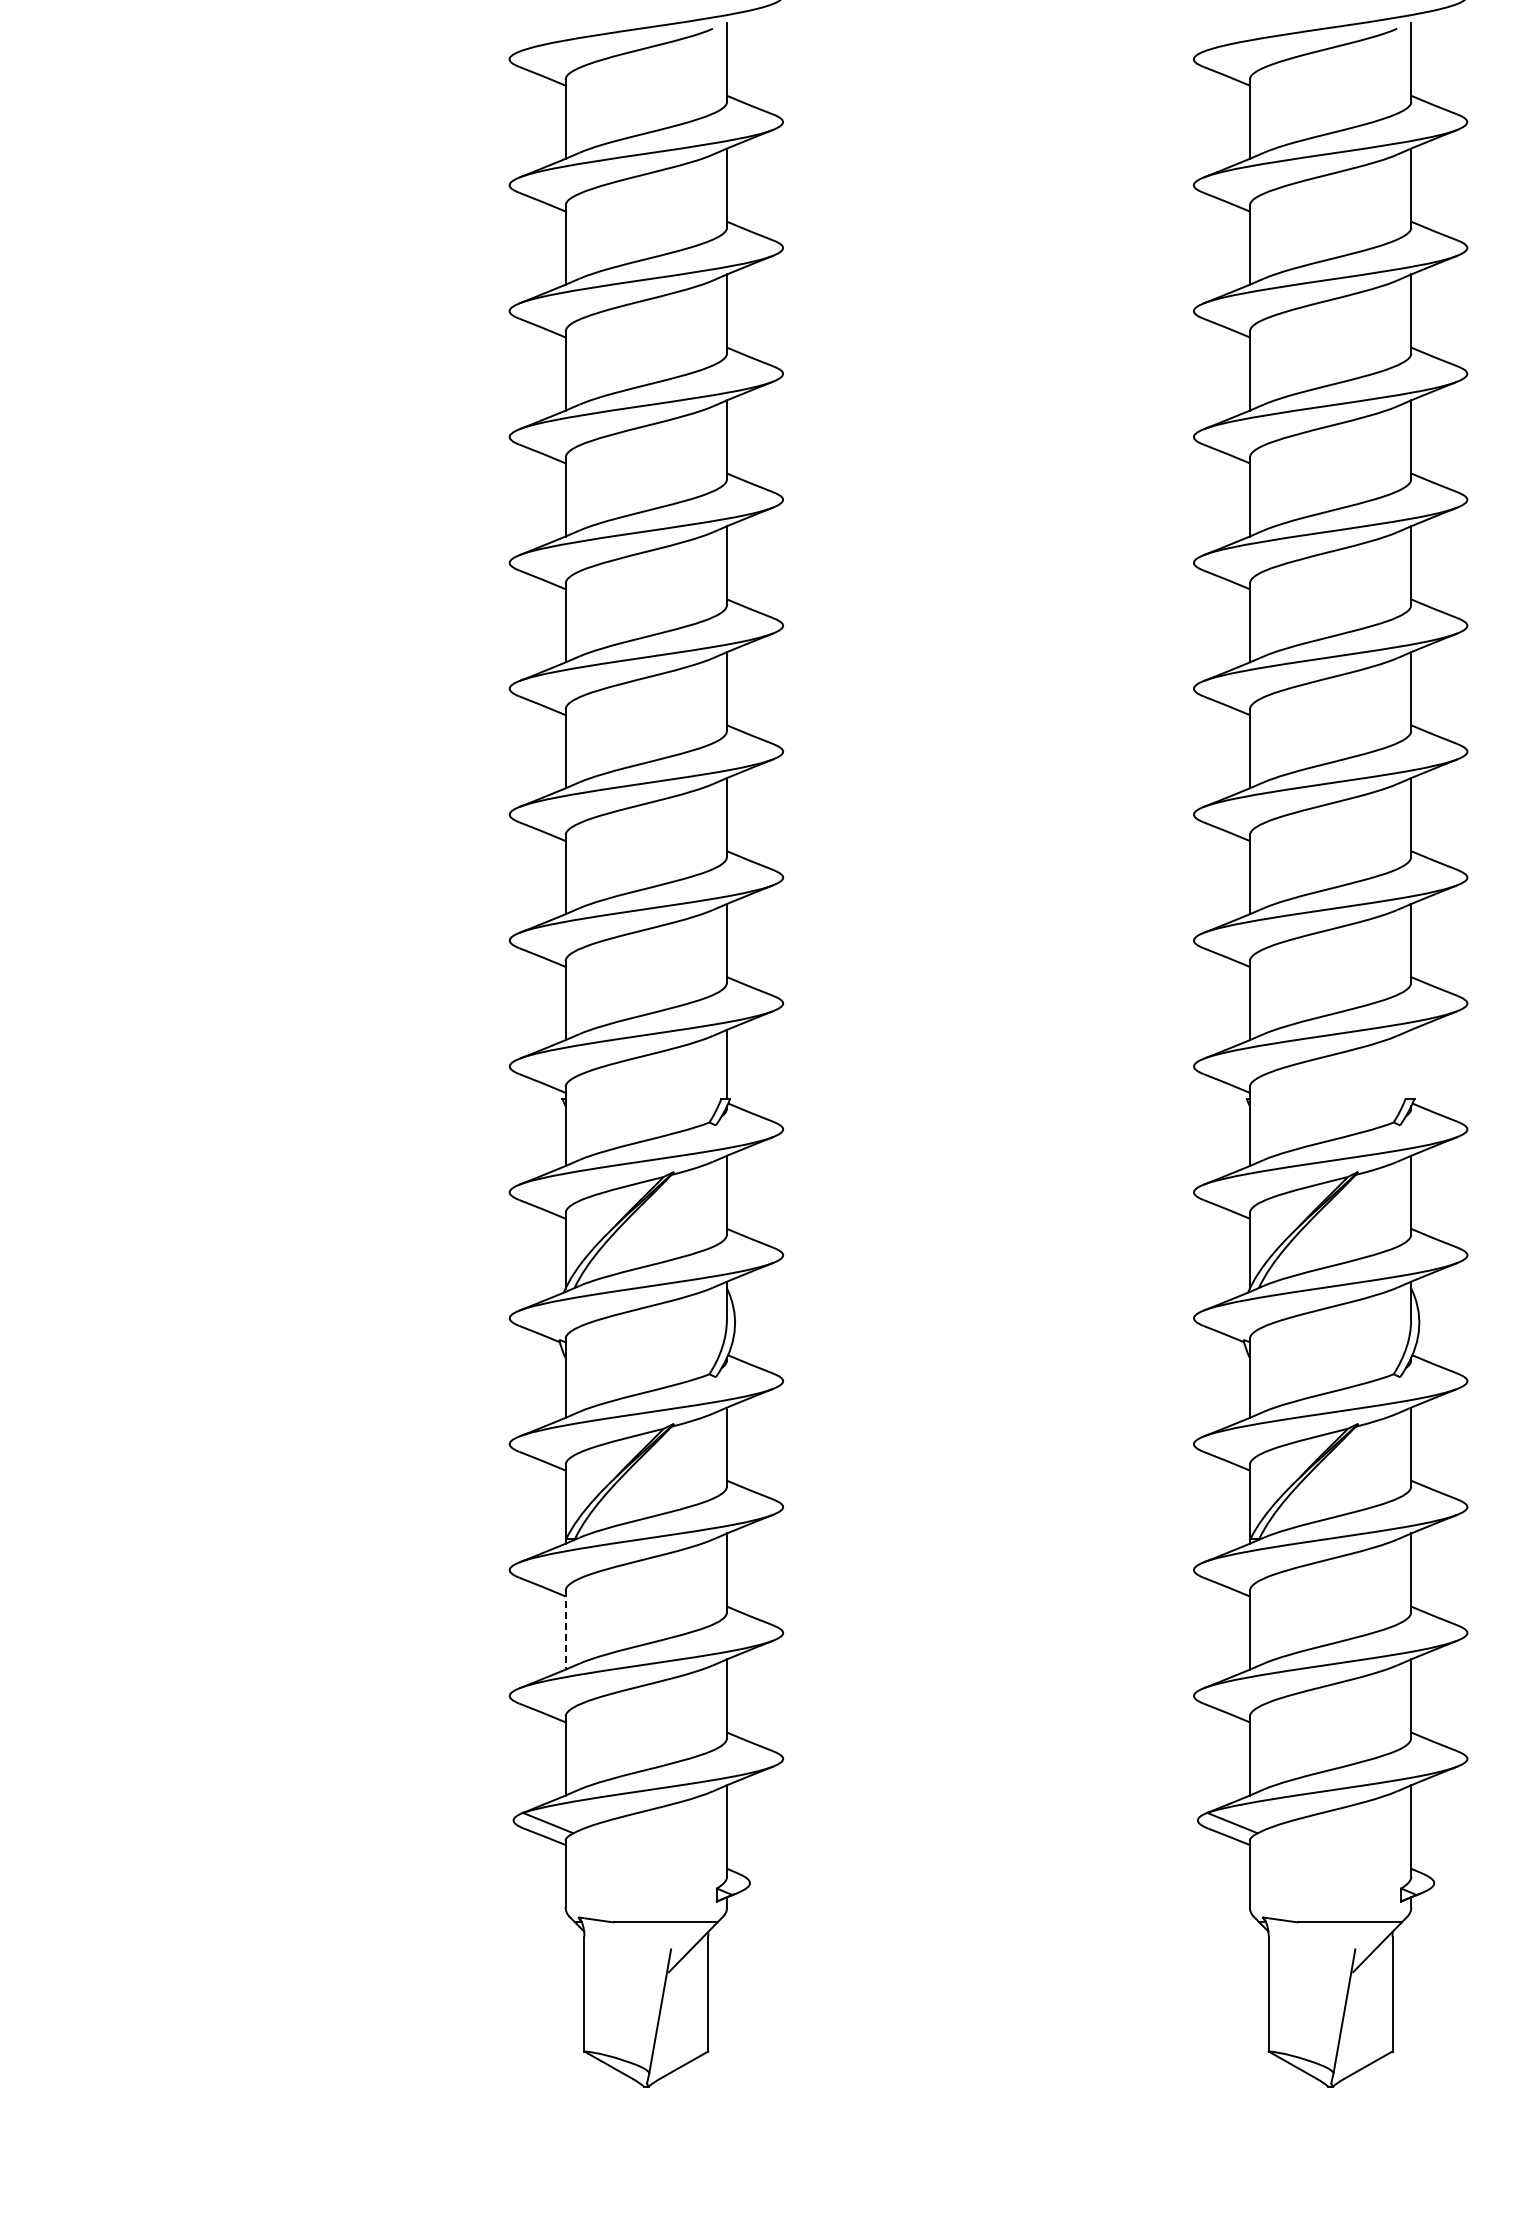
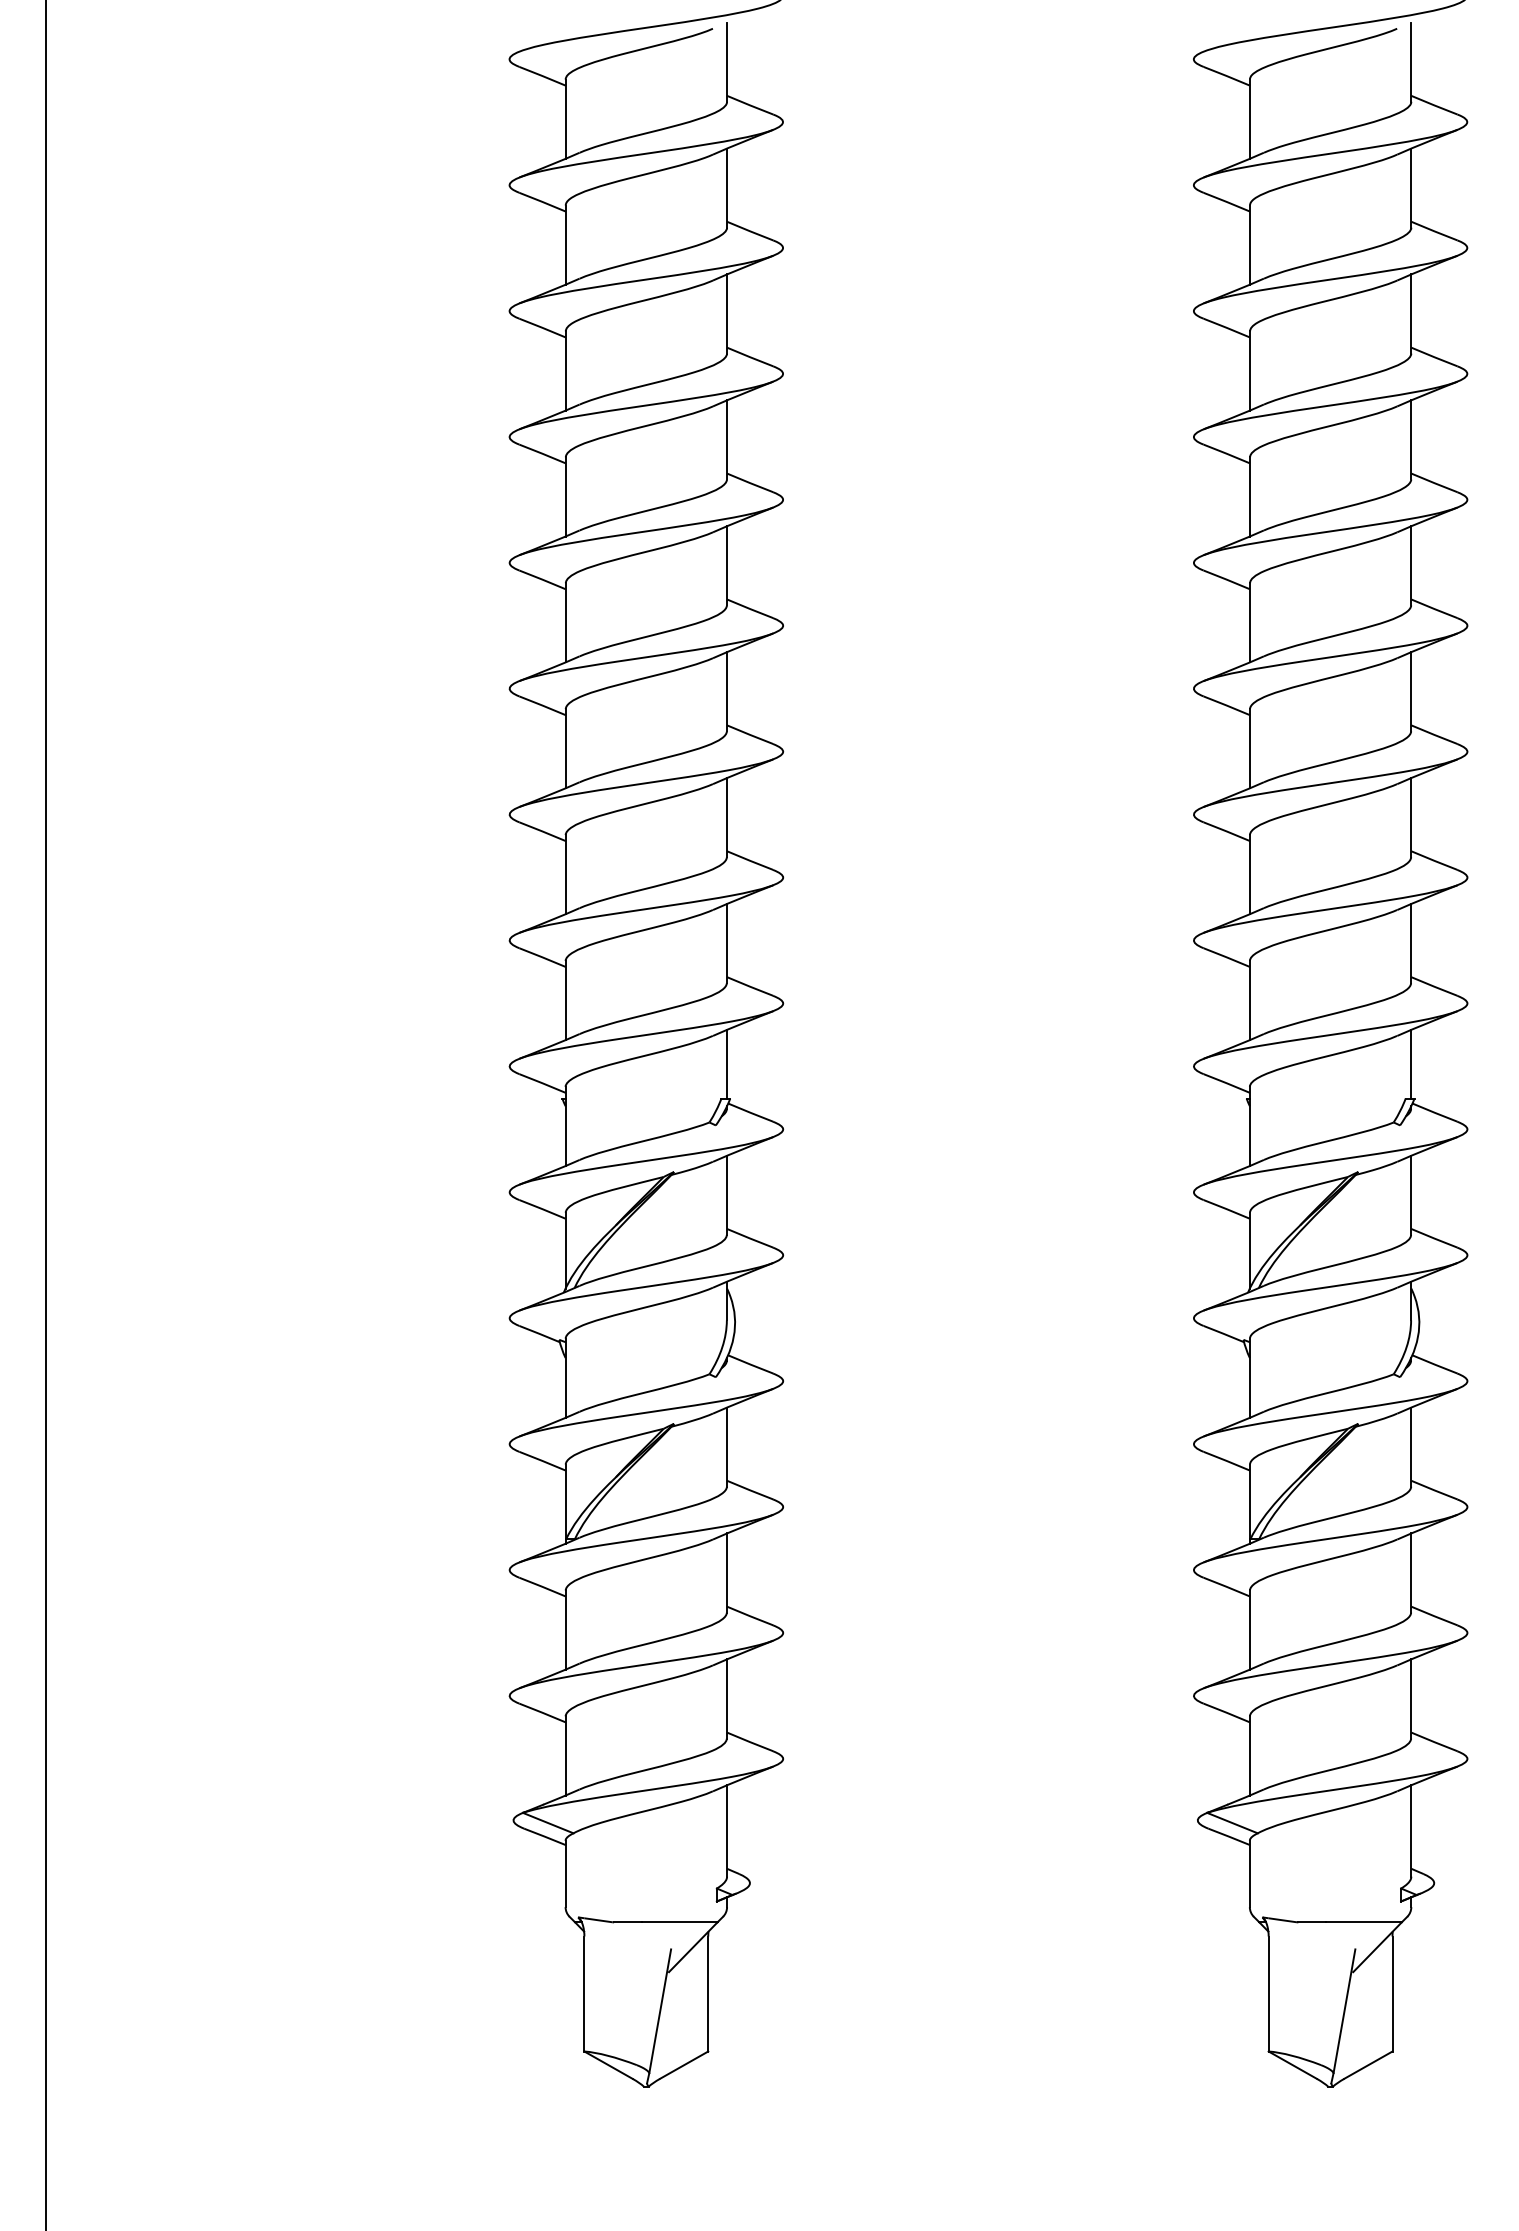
line: none -> present (1411, 1063)
line: none -> present (45, 1114)
line: dashed -> solid (565, 1630)
